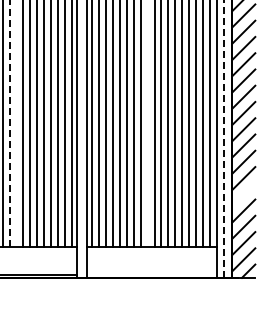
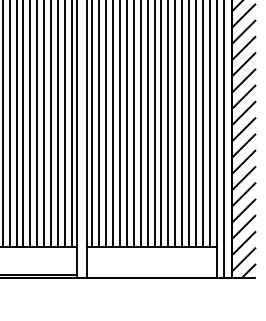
line: dashed -> solid (9, 122)
line: none -> present (16, 124)
line: none -> present (147, 124)
line: dashed -> solid (224, 139)
line: none -> present (243, 194)
